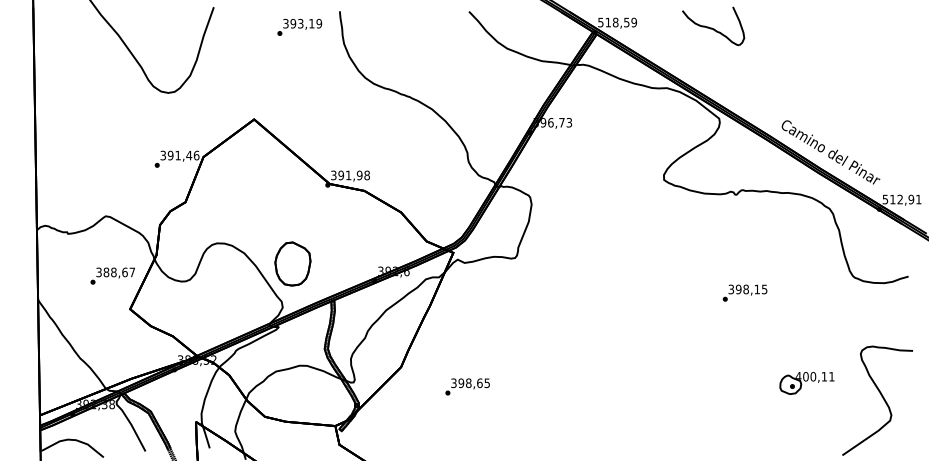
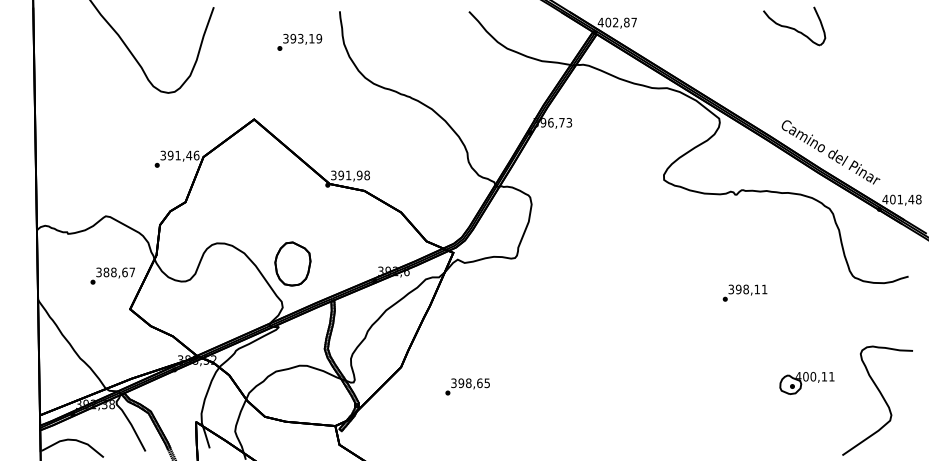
text: 518,59 -> 402,87 (617, 22)
text position: (299, 26) -> (299, 41) (299, 41)
part position: (713, 26) -> (794, 26) (794, 26)
text: 512,91 -> 401,48 (901, 199)
text: 398,15 -> 398,11 (764, 289)
